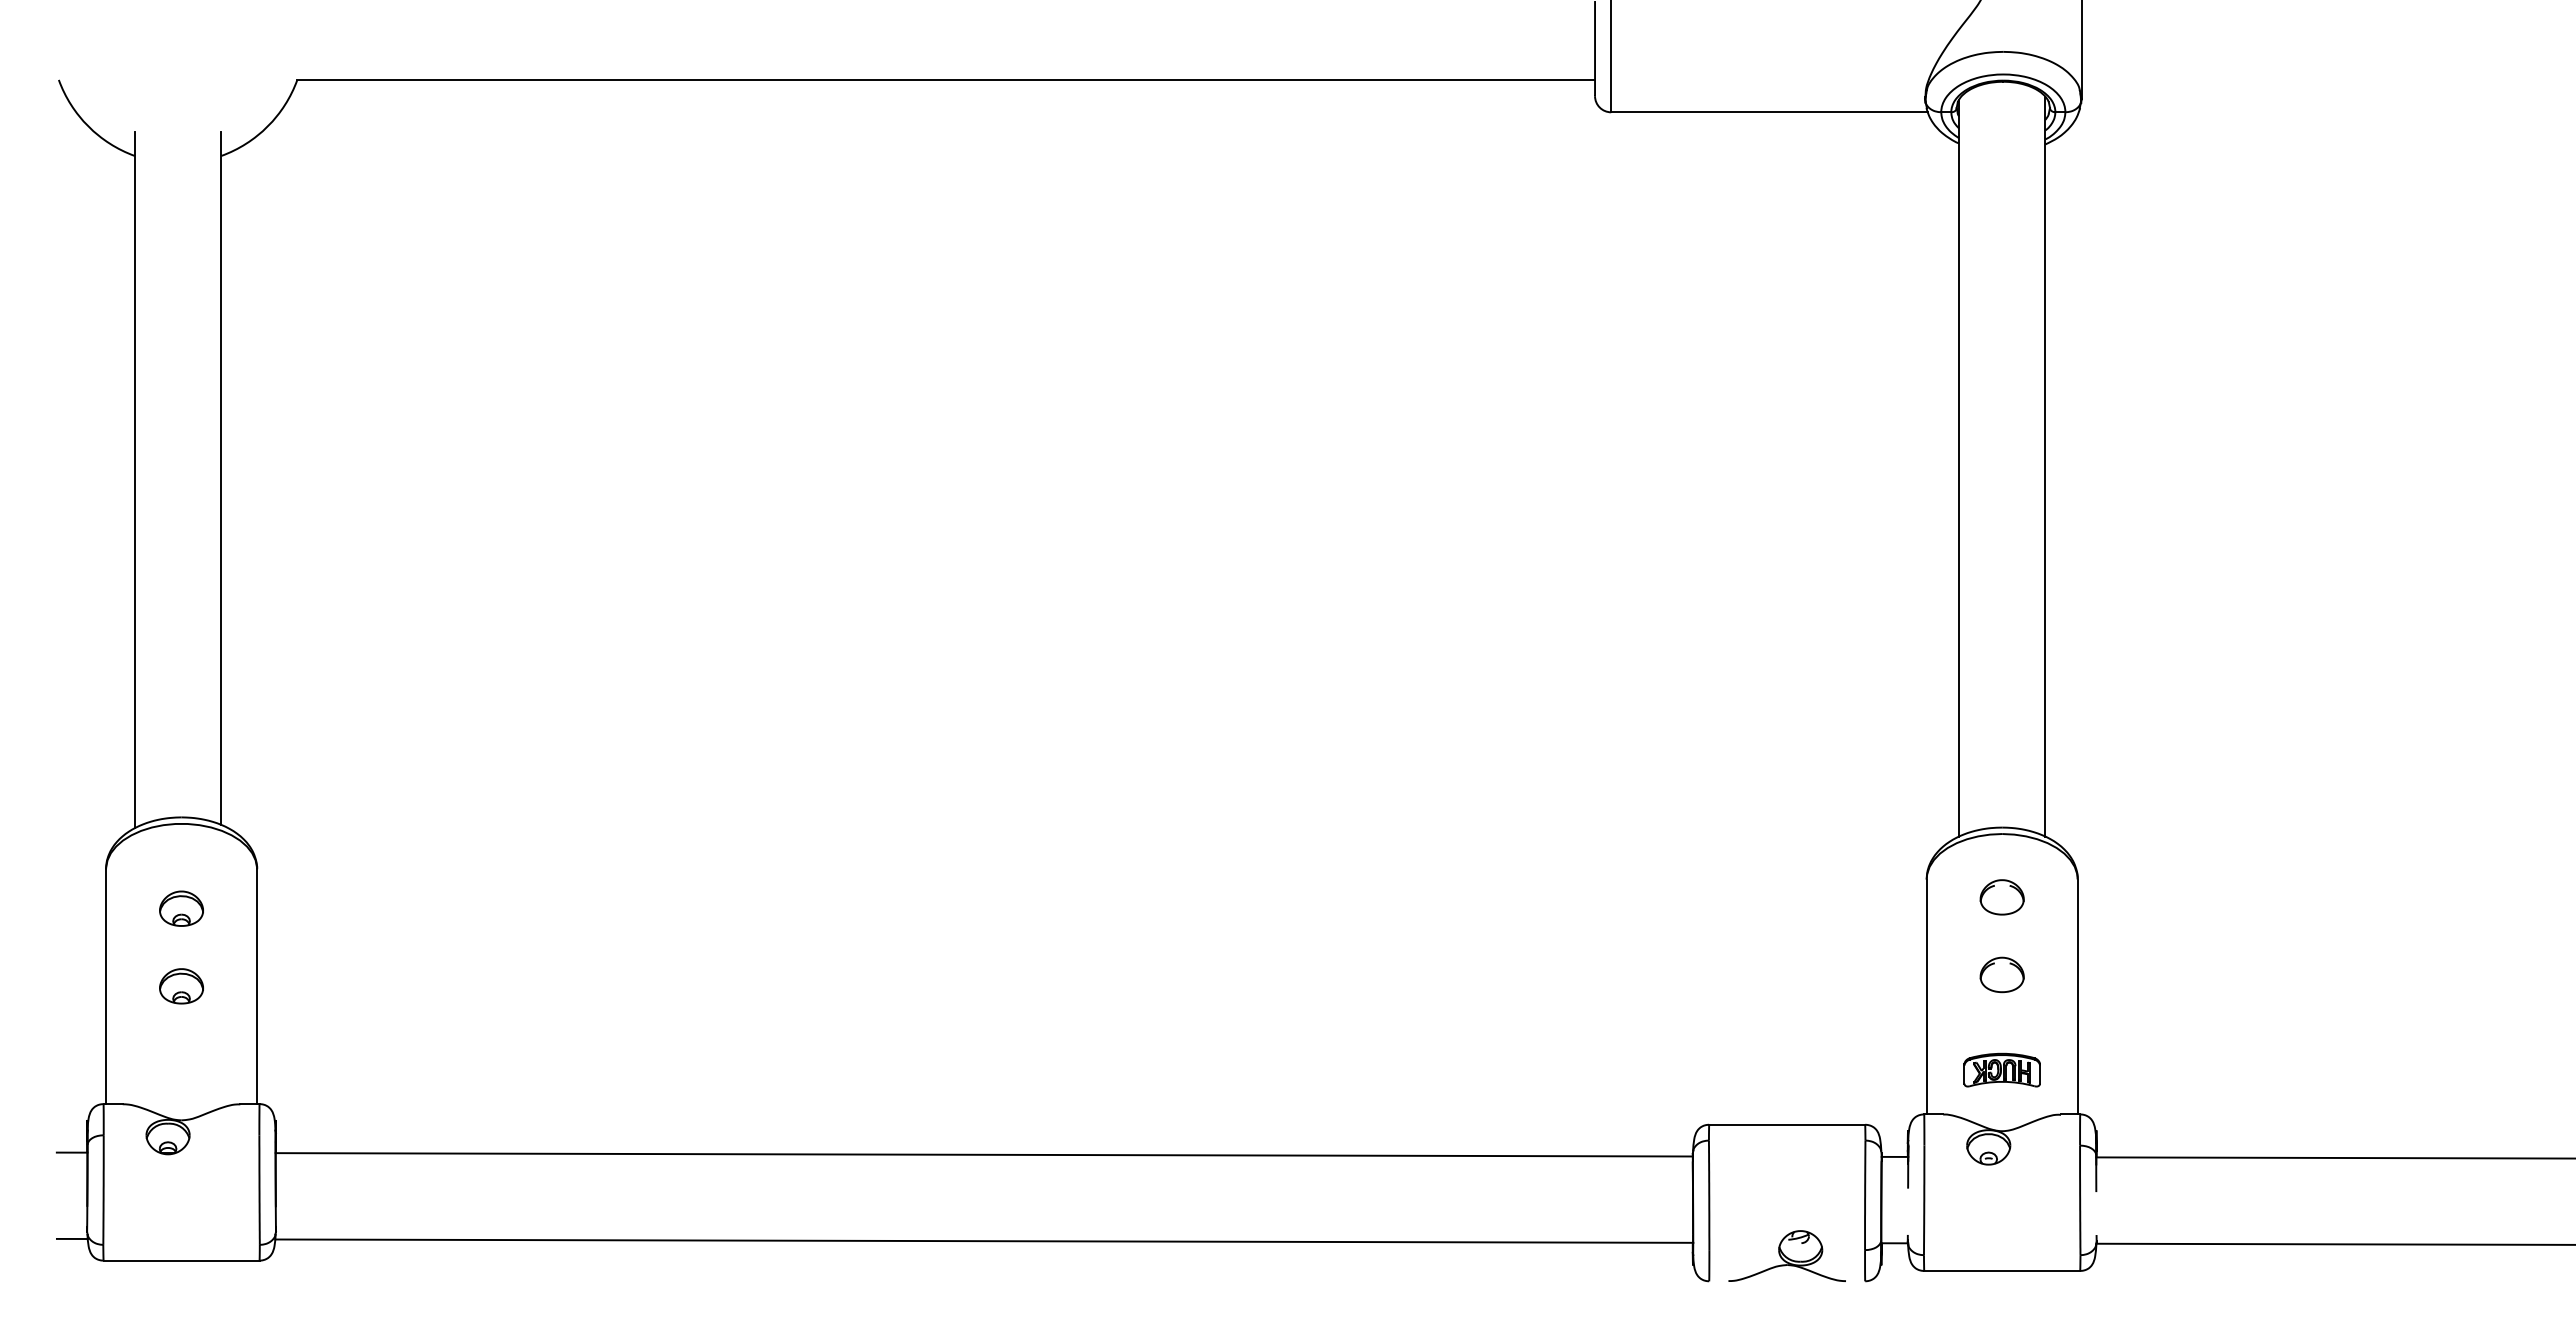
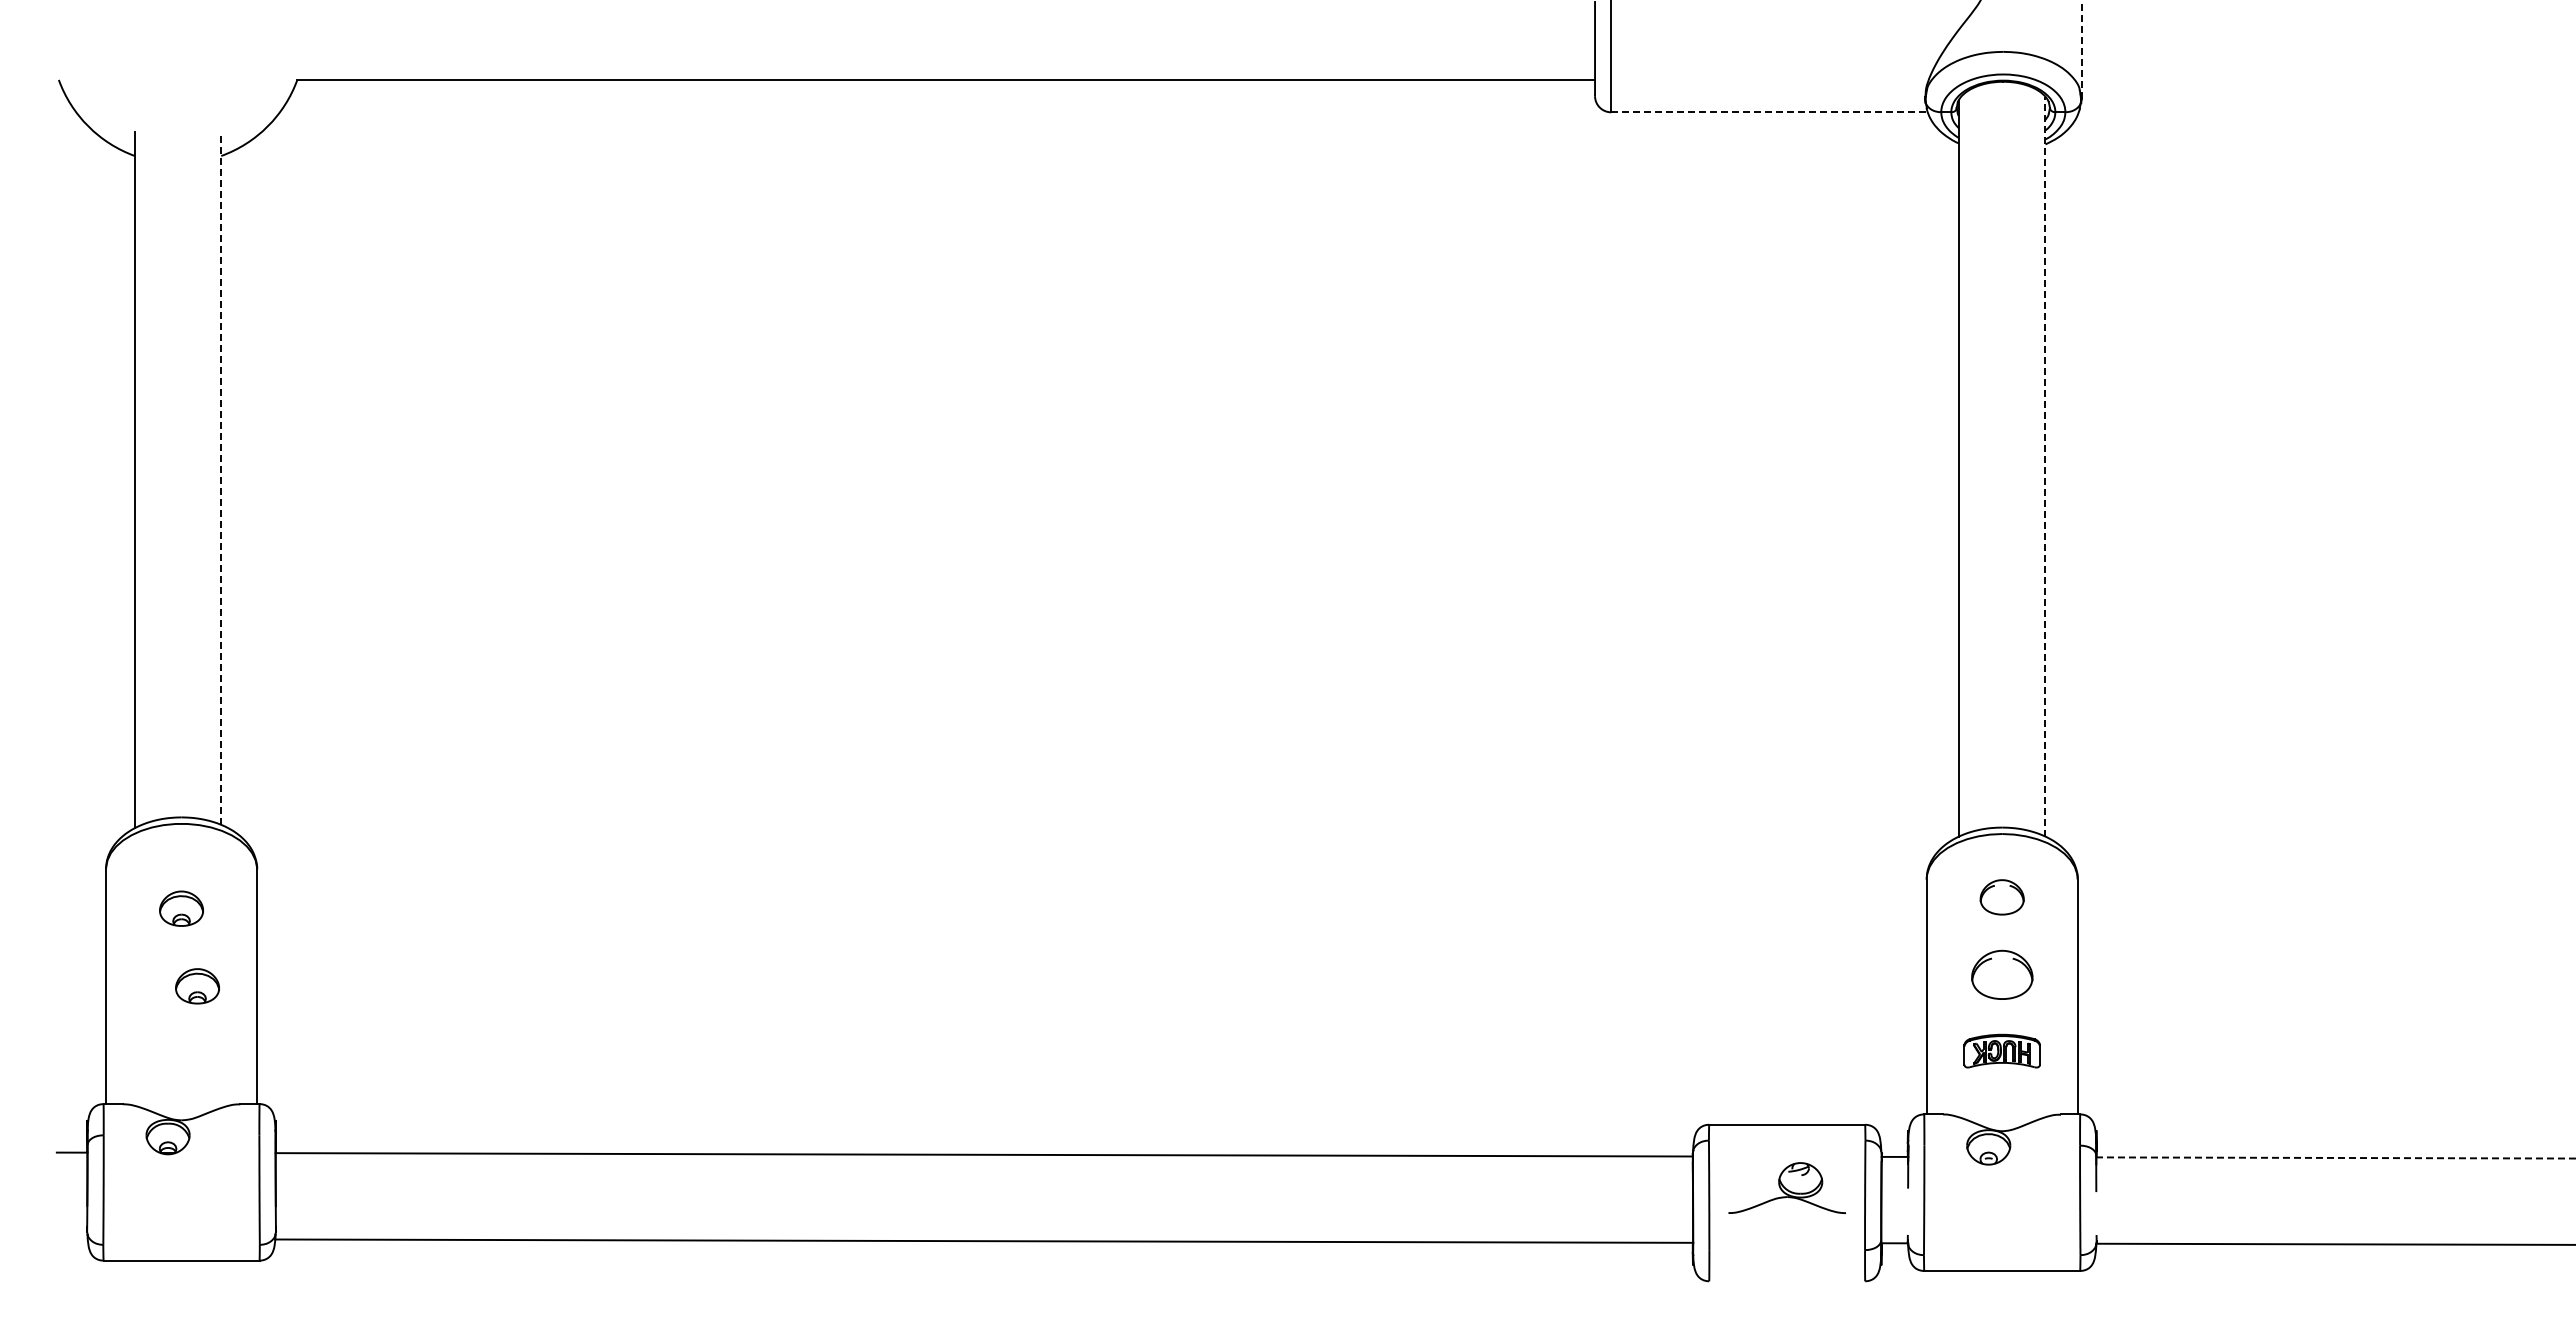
line: solid -> dashed (2081, 49)
line: solid -> dashed (1770, 112)
line: solid -> dashed (2045, 466)
line: solid -> dashed (221, 477)
part size: 46x38 px -> 63x51 px (2002, 974)
part position: (181, 986) -> (197, 986) (197, 986)
part position: (2001, 1069) -> (2001, 1050) (2001, 1050)
line: solid -> dashed (2335, 1157)
line: present -> none (71, 1238)
part position: (1786, 1255) -> (1786, 1187) (1786, 1187)
